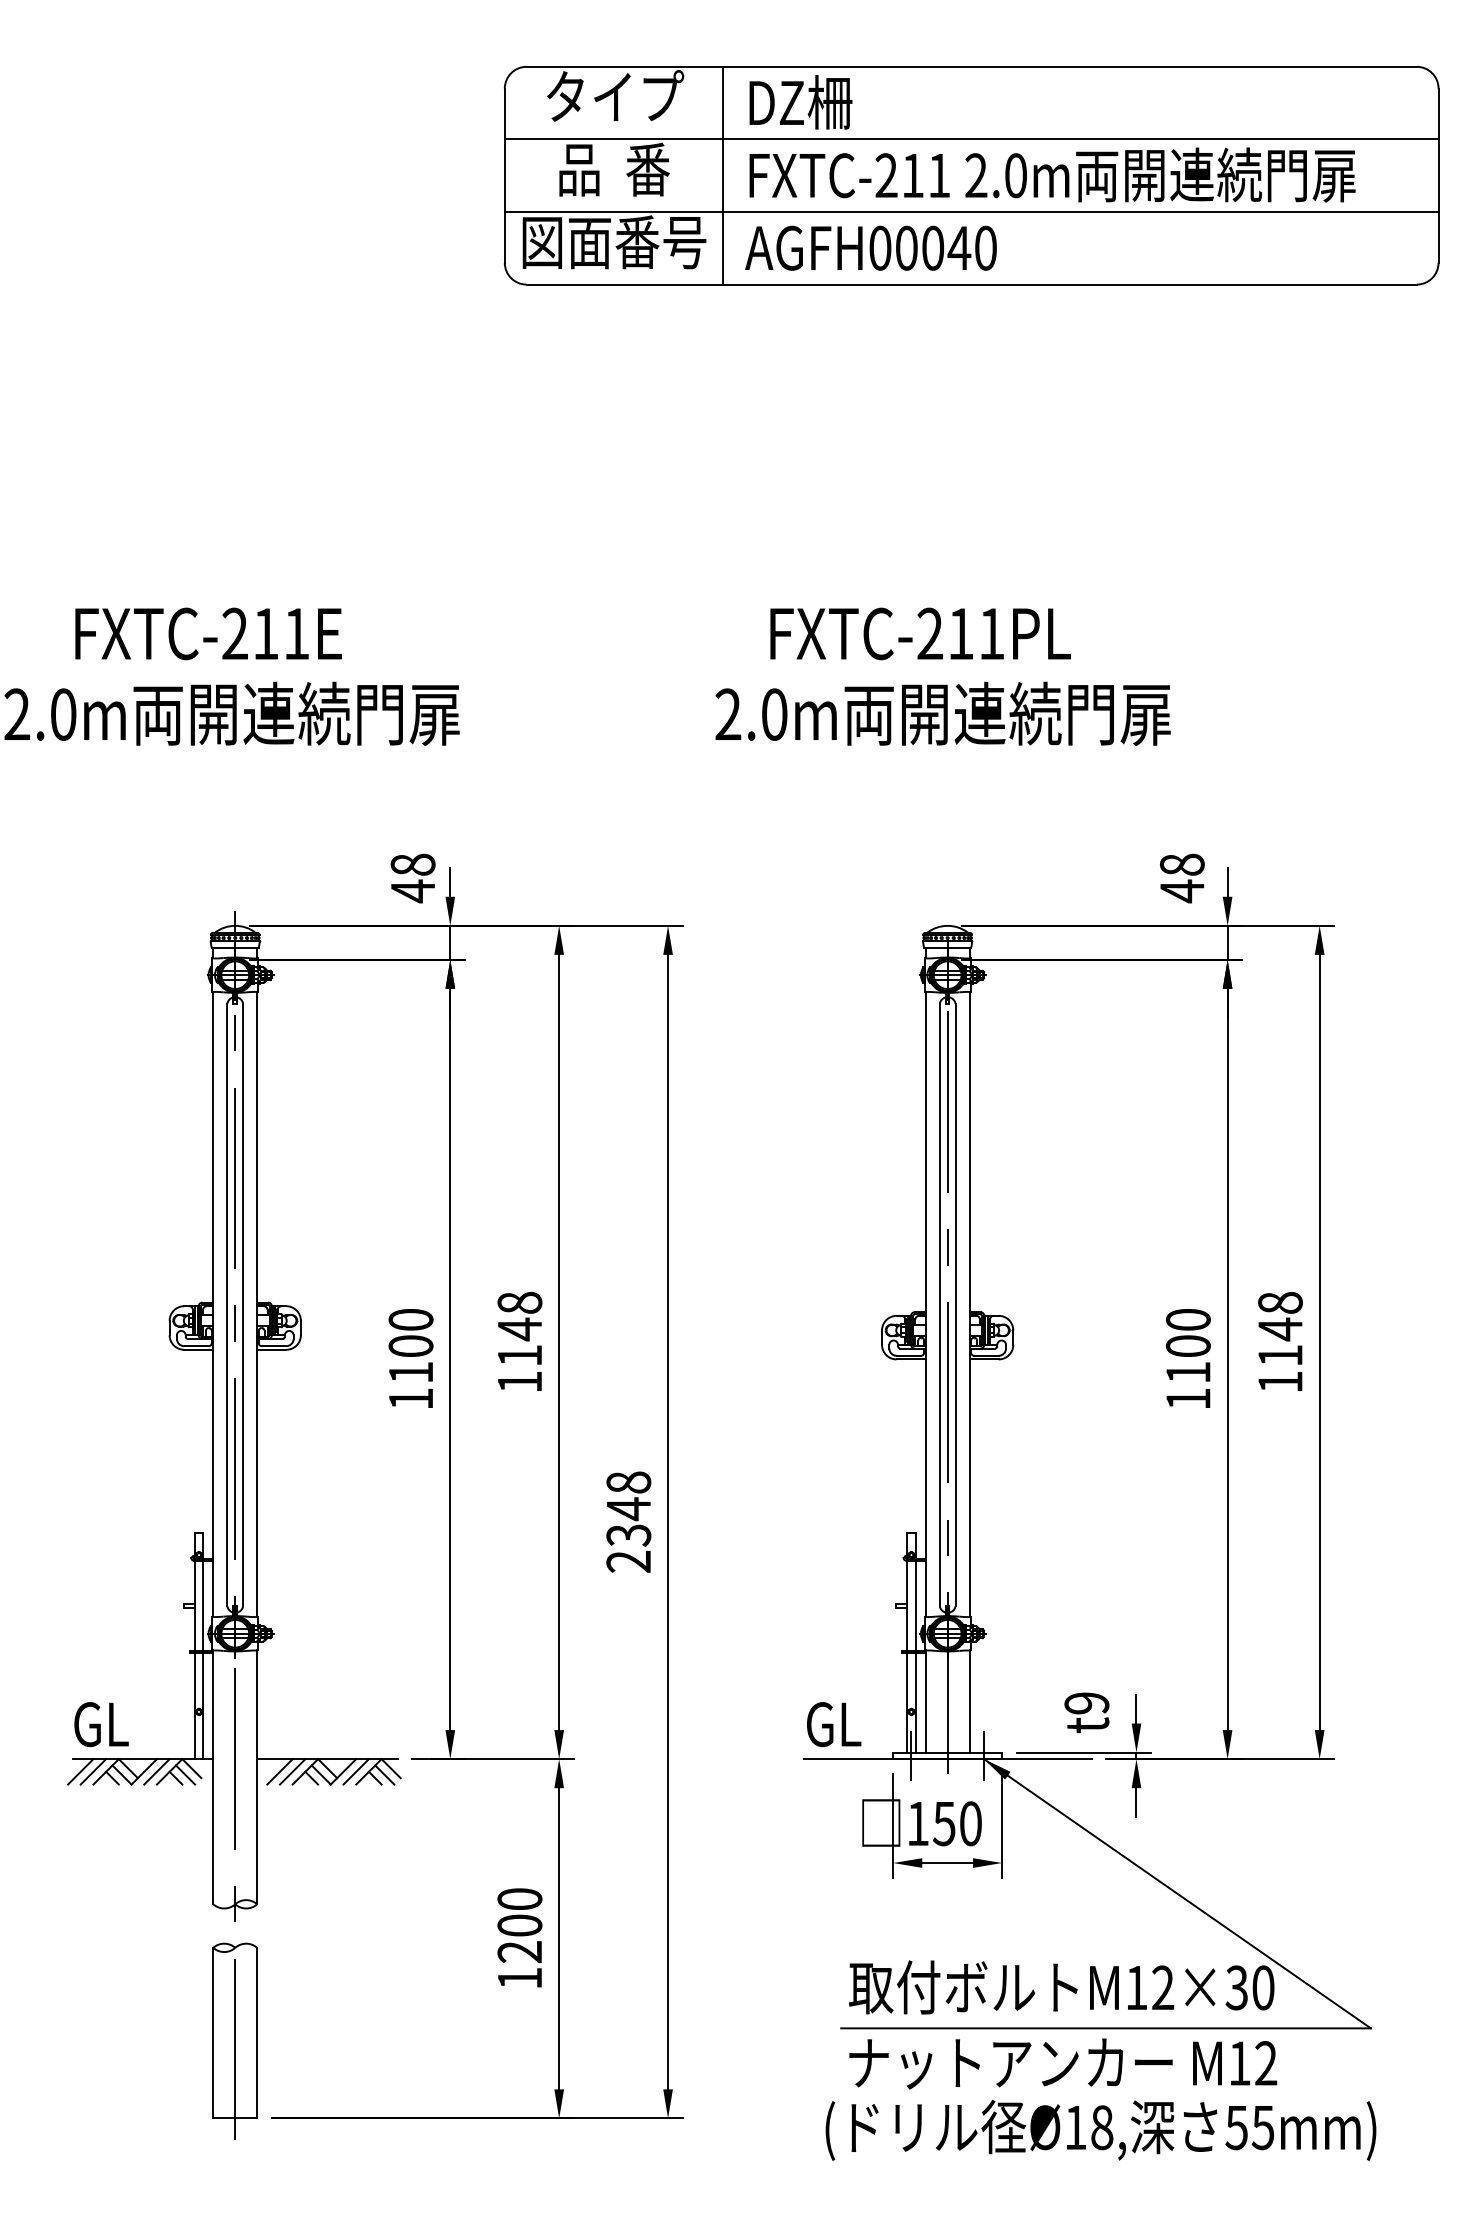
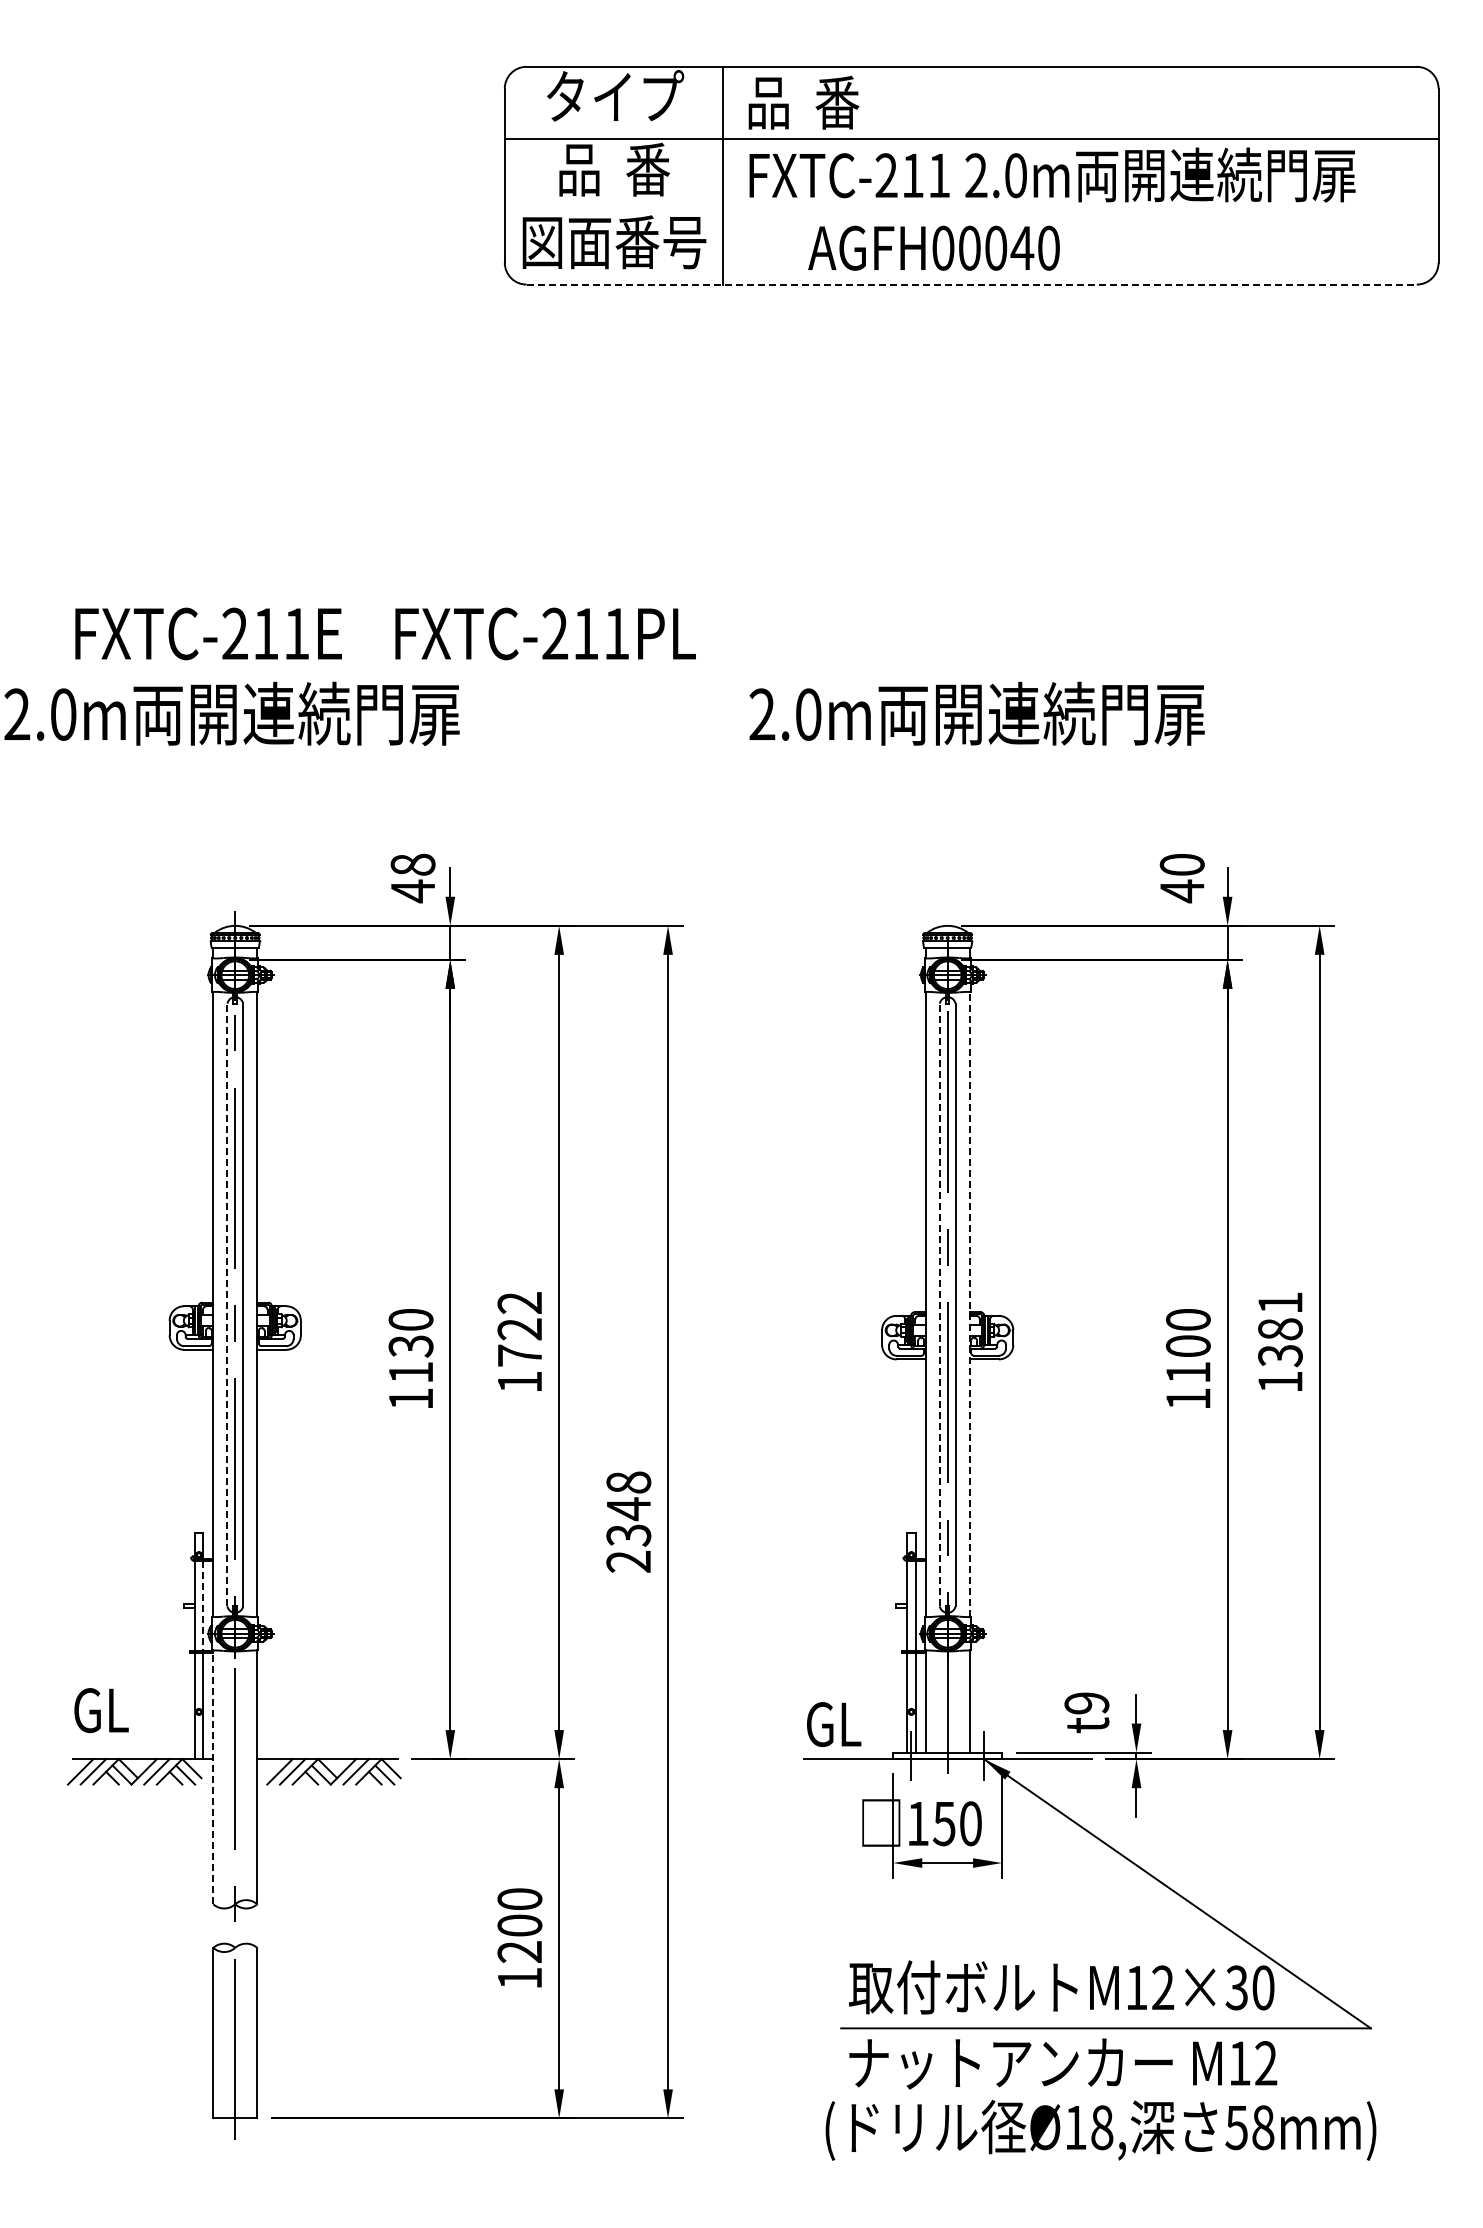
text: DZ柵 -> 品  番 (803, 102)
line: present -> none (971, 212)
text position: (870, 247) -> (933, 247) (933, 247)
line: solid -> dashed (972, 284)
text position: (920, 633) -> (545, 633) (545, 633)
text position: (942, 713) -> (976, 713) (976, 713)
text: 48 -> 40 (1181, 864)
line: solid -> dashed (227, 1304)
line: solid -> dashed (939, 1304)
line: solid -> dashed (969, 1304)
text: 1148 -> 1722 (519, 1329)
text: 1148 -> 1381 (1280, 1329)
text: 1100 -> 1130 (410, 1346)
line: solid -> dashed (203, 1605)
text position: (101, 1724) -> (101, 1710) (101, 1710)
line: solid -> dashed (213, 1777)
text: 55mm) -> 58mm) (1262, 2127)
